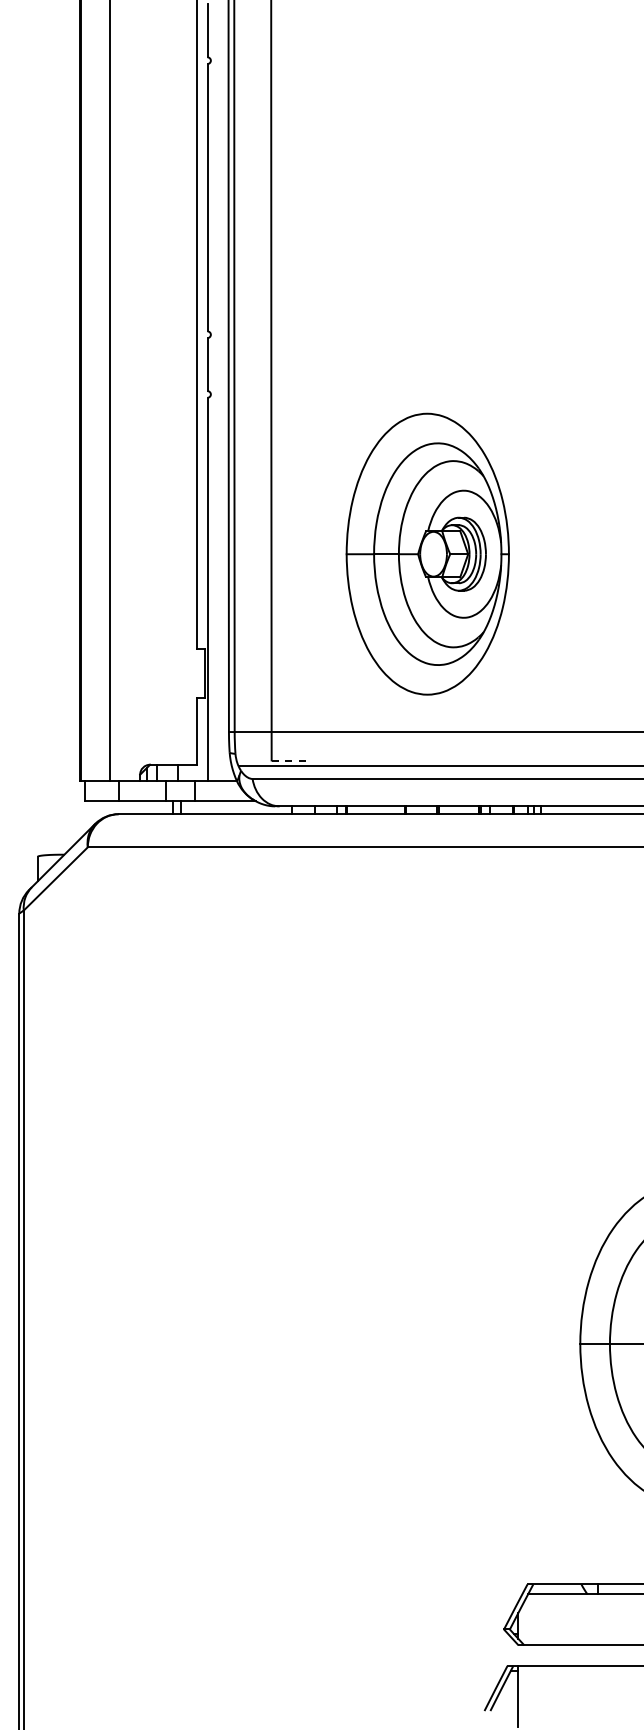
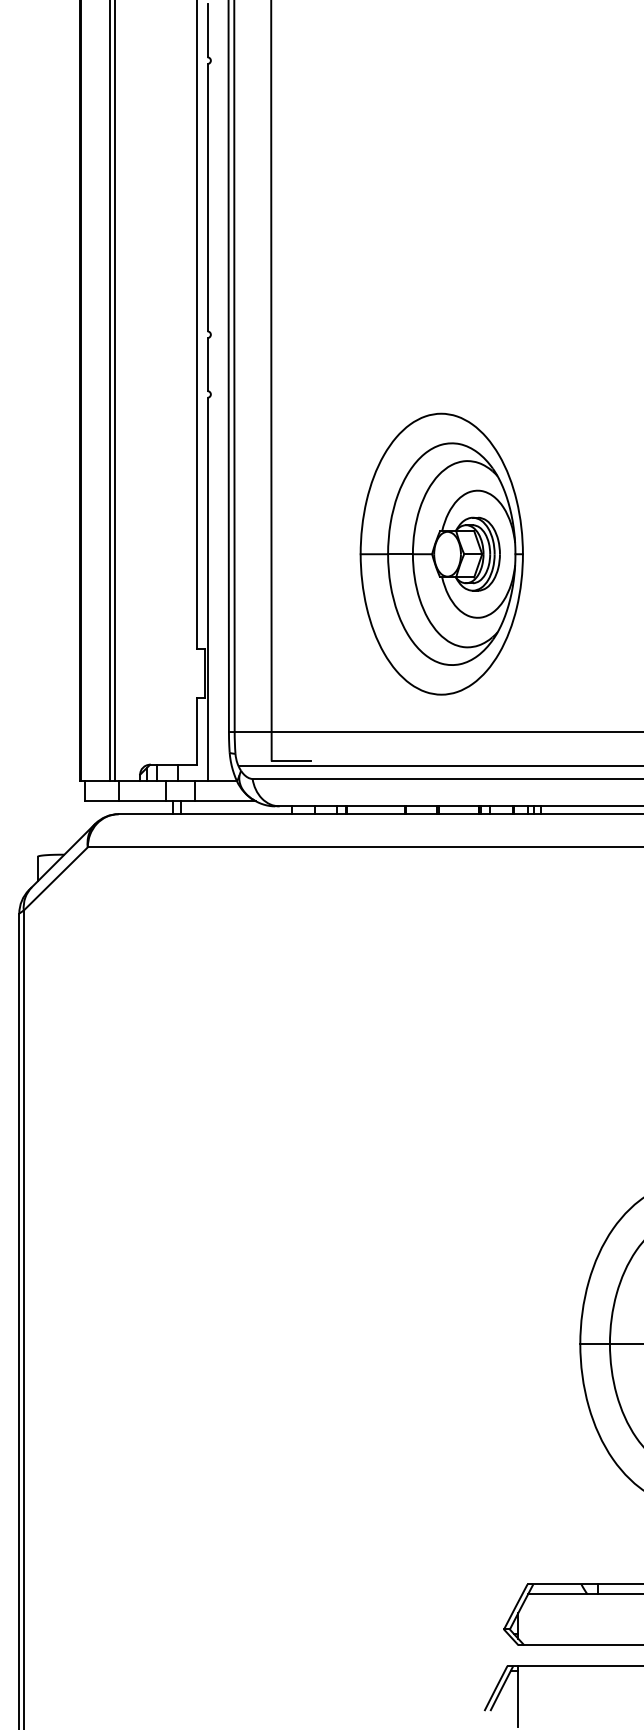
line: none -> present (115, 391)
part position: (427, 553) -> (441, 553) (441, 553)
line: dashed -> solid (291, 761)
